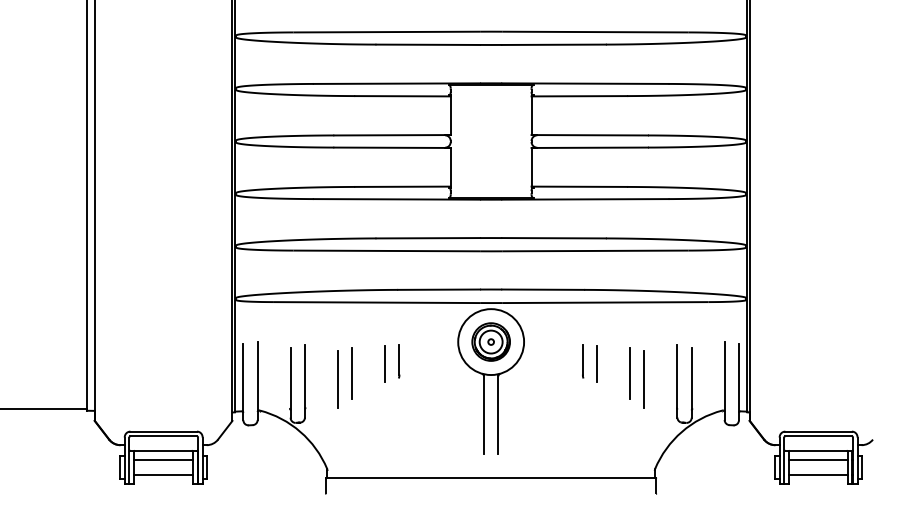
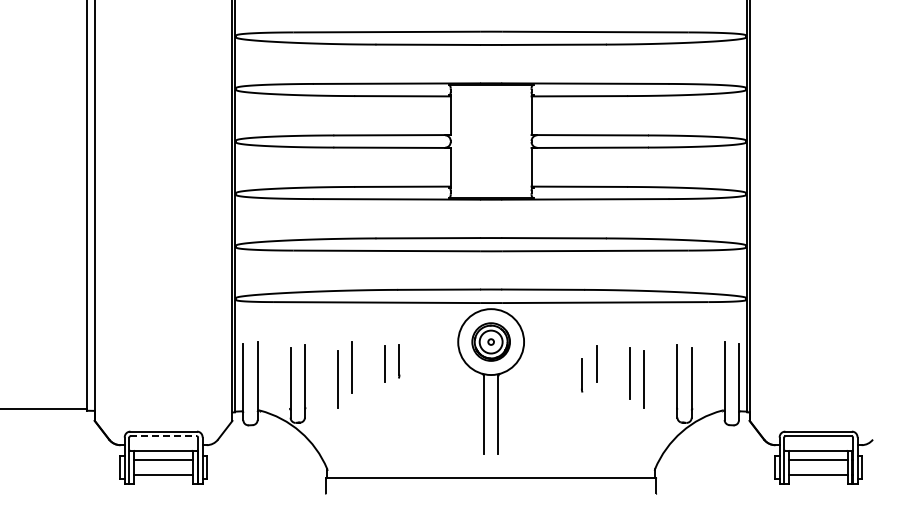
line position: (583, 361) -> (582, 375) (582, 375)
line position: (351, 373) -> (351, 367) (351, 367)
line: solid -> dashed (164, 436)
